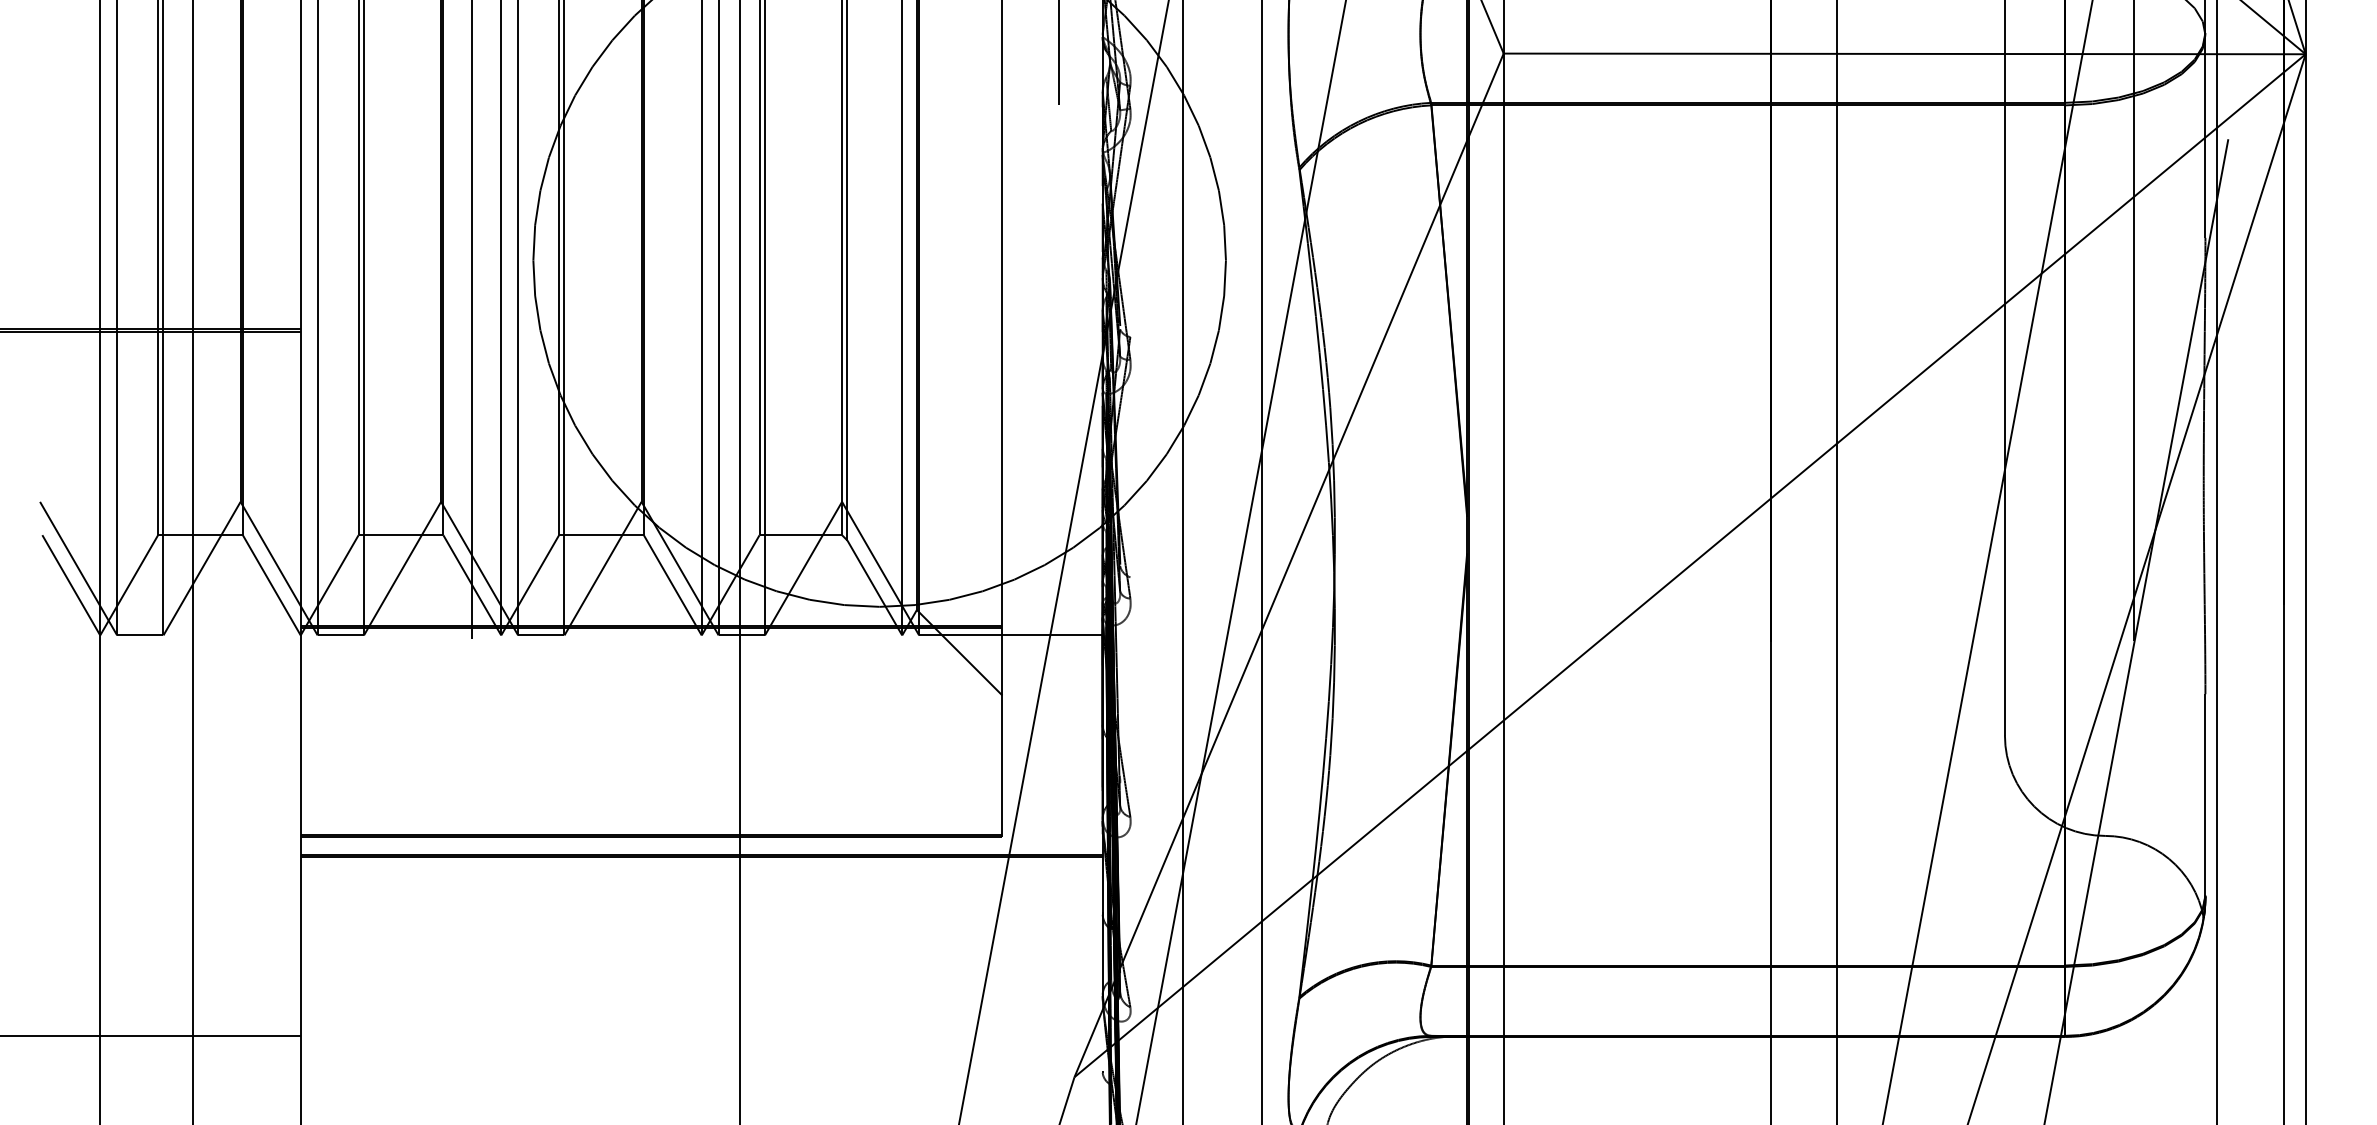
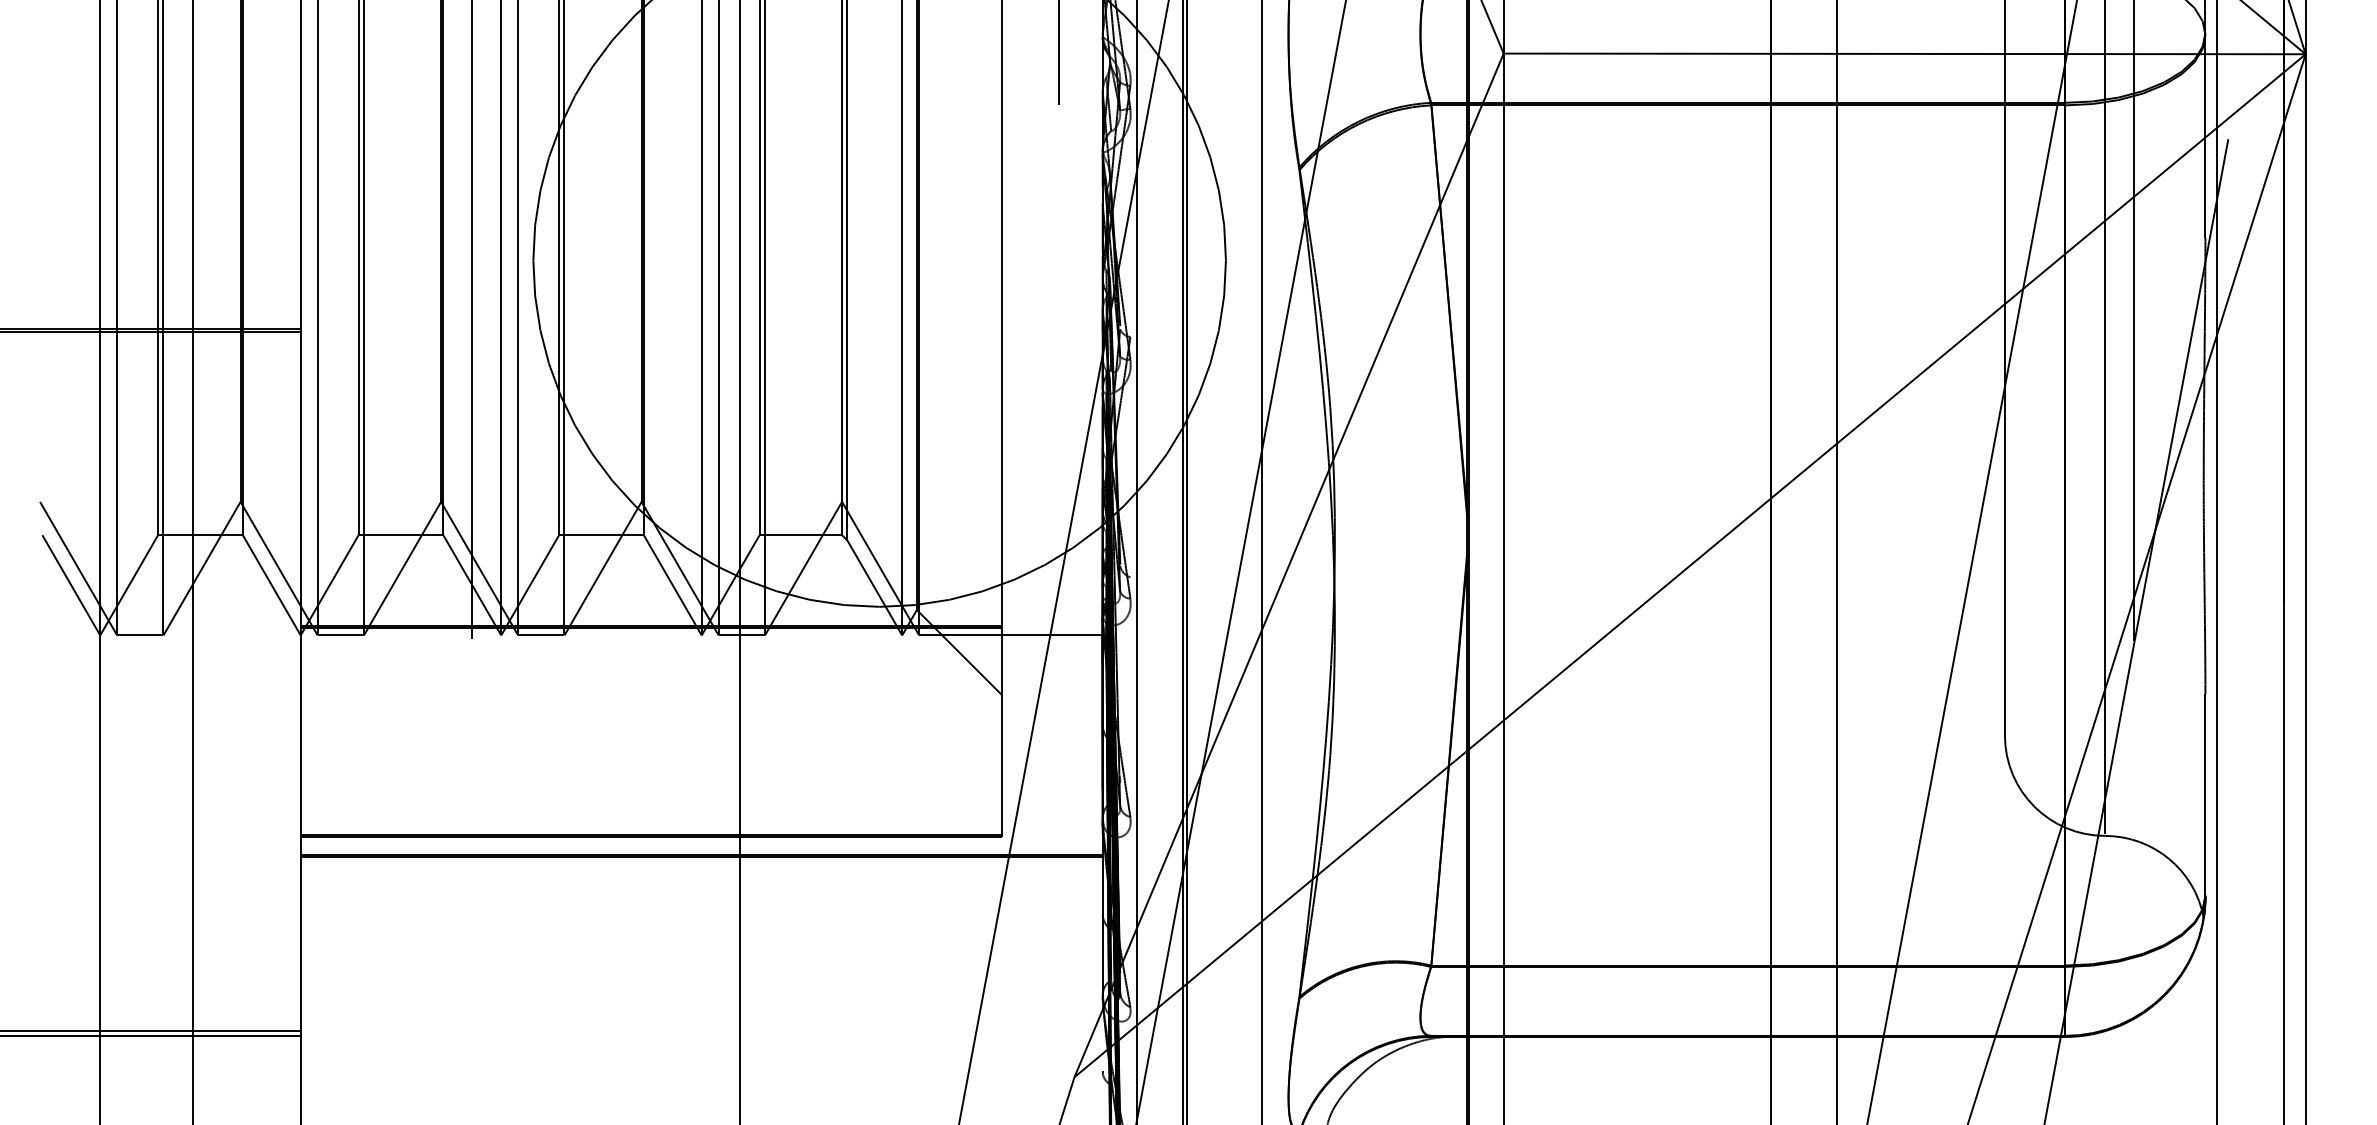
line: none -> present (2105, 417)
line: none -> present (1137, 561)
line: none -> present (1186, 561)
line position: (1987, 561) -> (1971, 561) (1971, 561)
line: none -> present (151, 1031)
